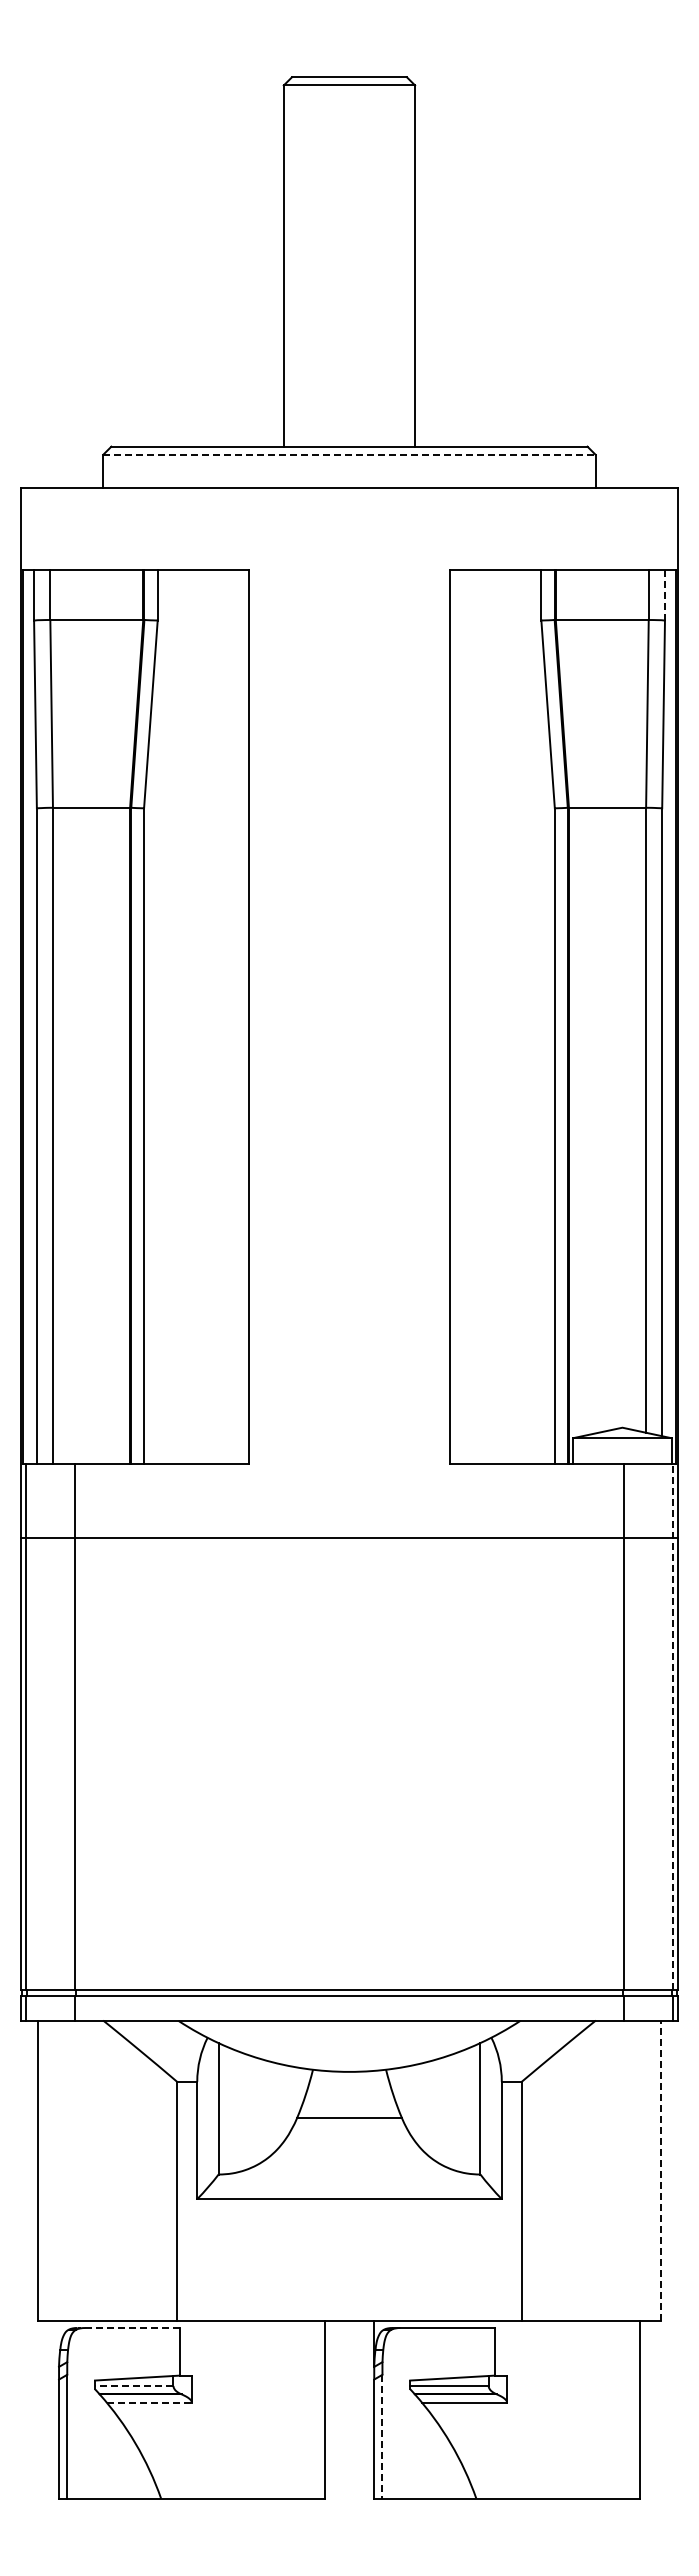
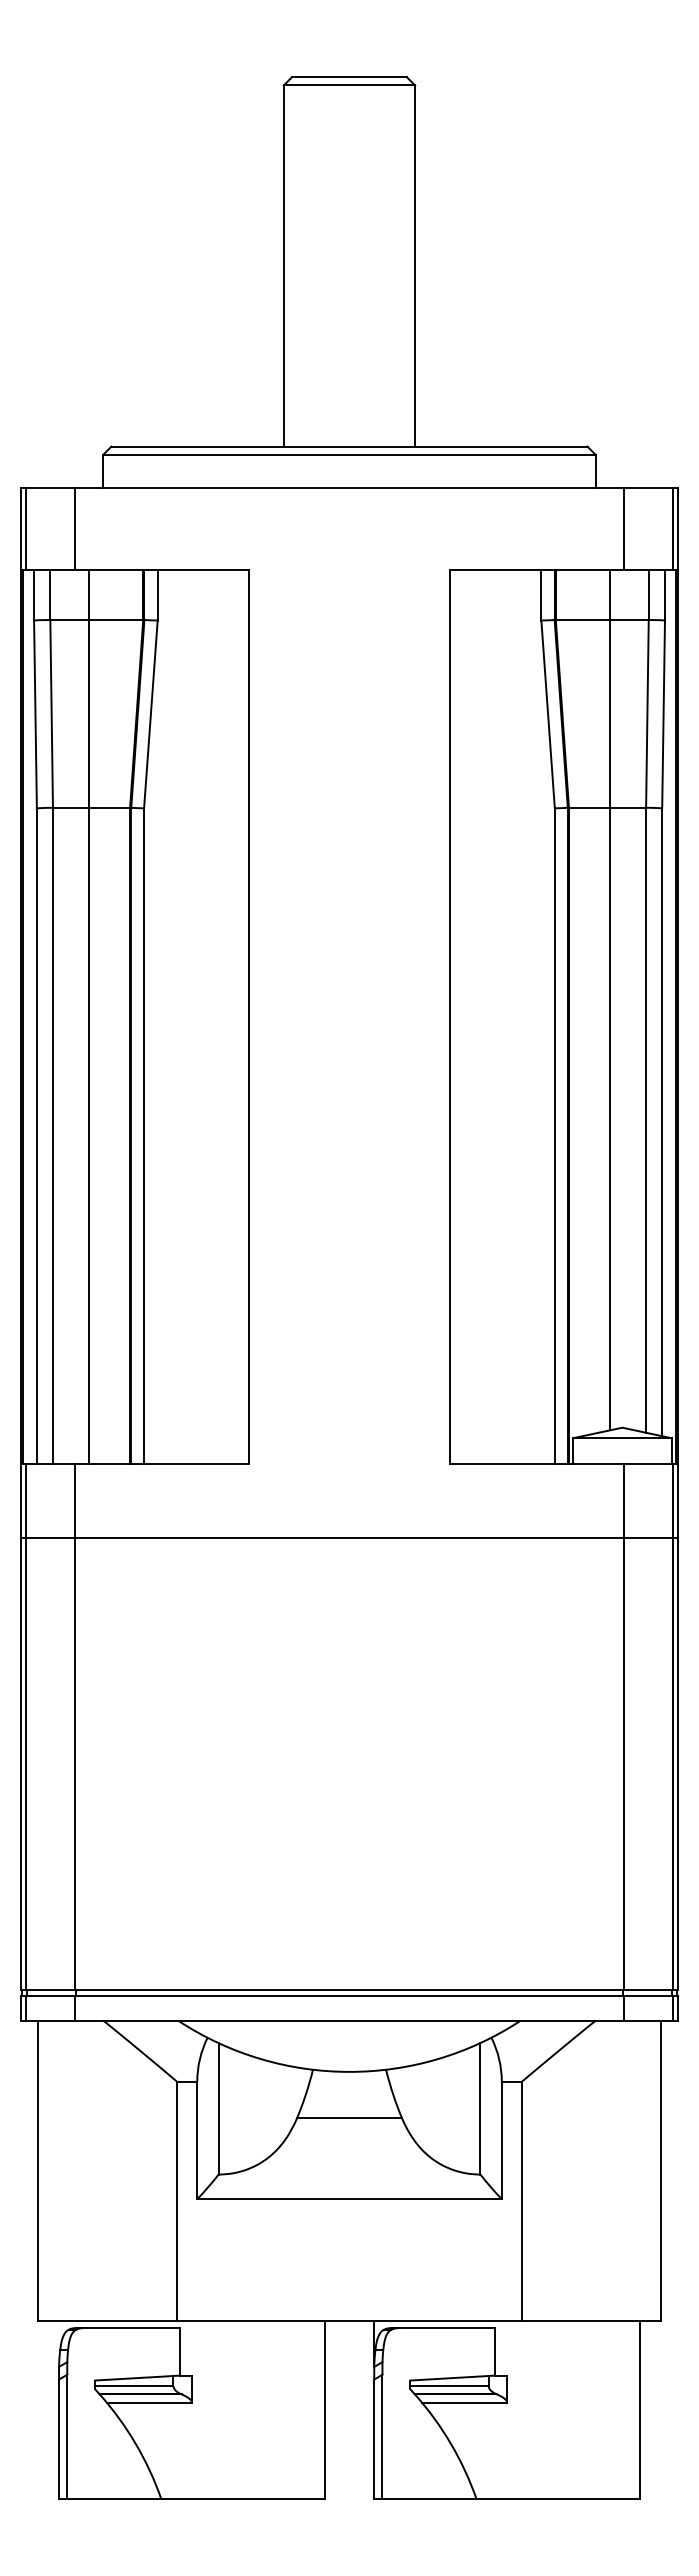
line: dashed -> solid (349, 454)
line: none -> present (26, 528)
line: none -> present (75, 528)
line: none -> present (623, 528)
line: none -> present (673, 528)
line: dashed -> solid (664, 594)
line: none -> present (609, 999)
line: none -> present (89, 1016)
line: dashed -> solid (673, 1727)
line: dashed -> solid (661, 2170)
line: dashed -> solid (128, 2328)
line: dashed -> solid (133, 2385)
line: dashed -> solid (149, 2402)
line: dashed -> solid (382, 2436)
